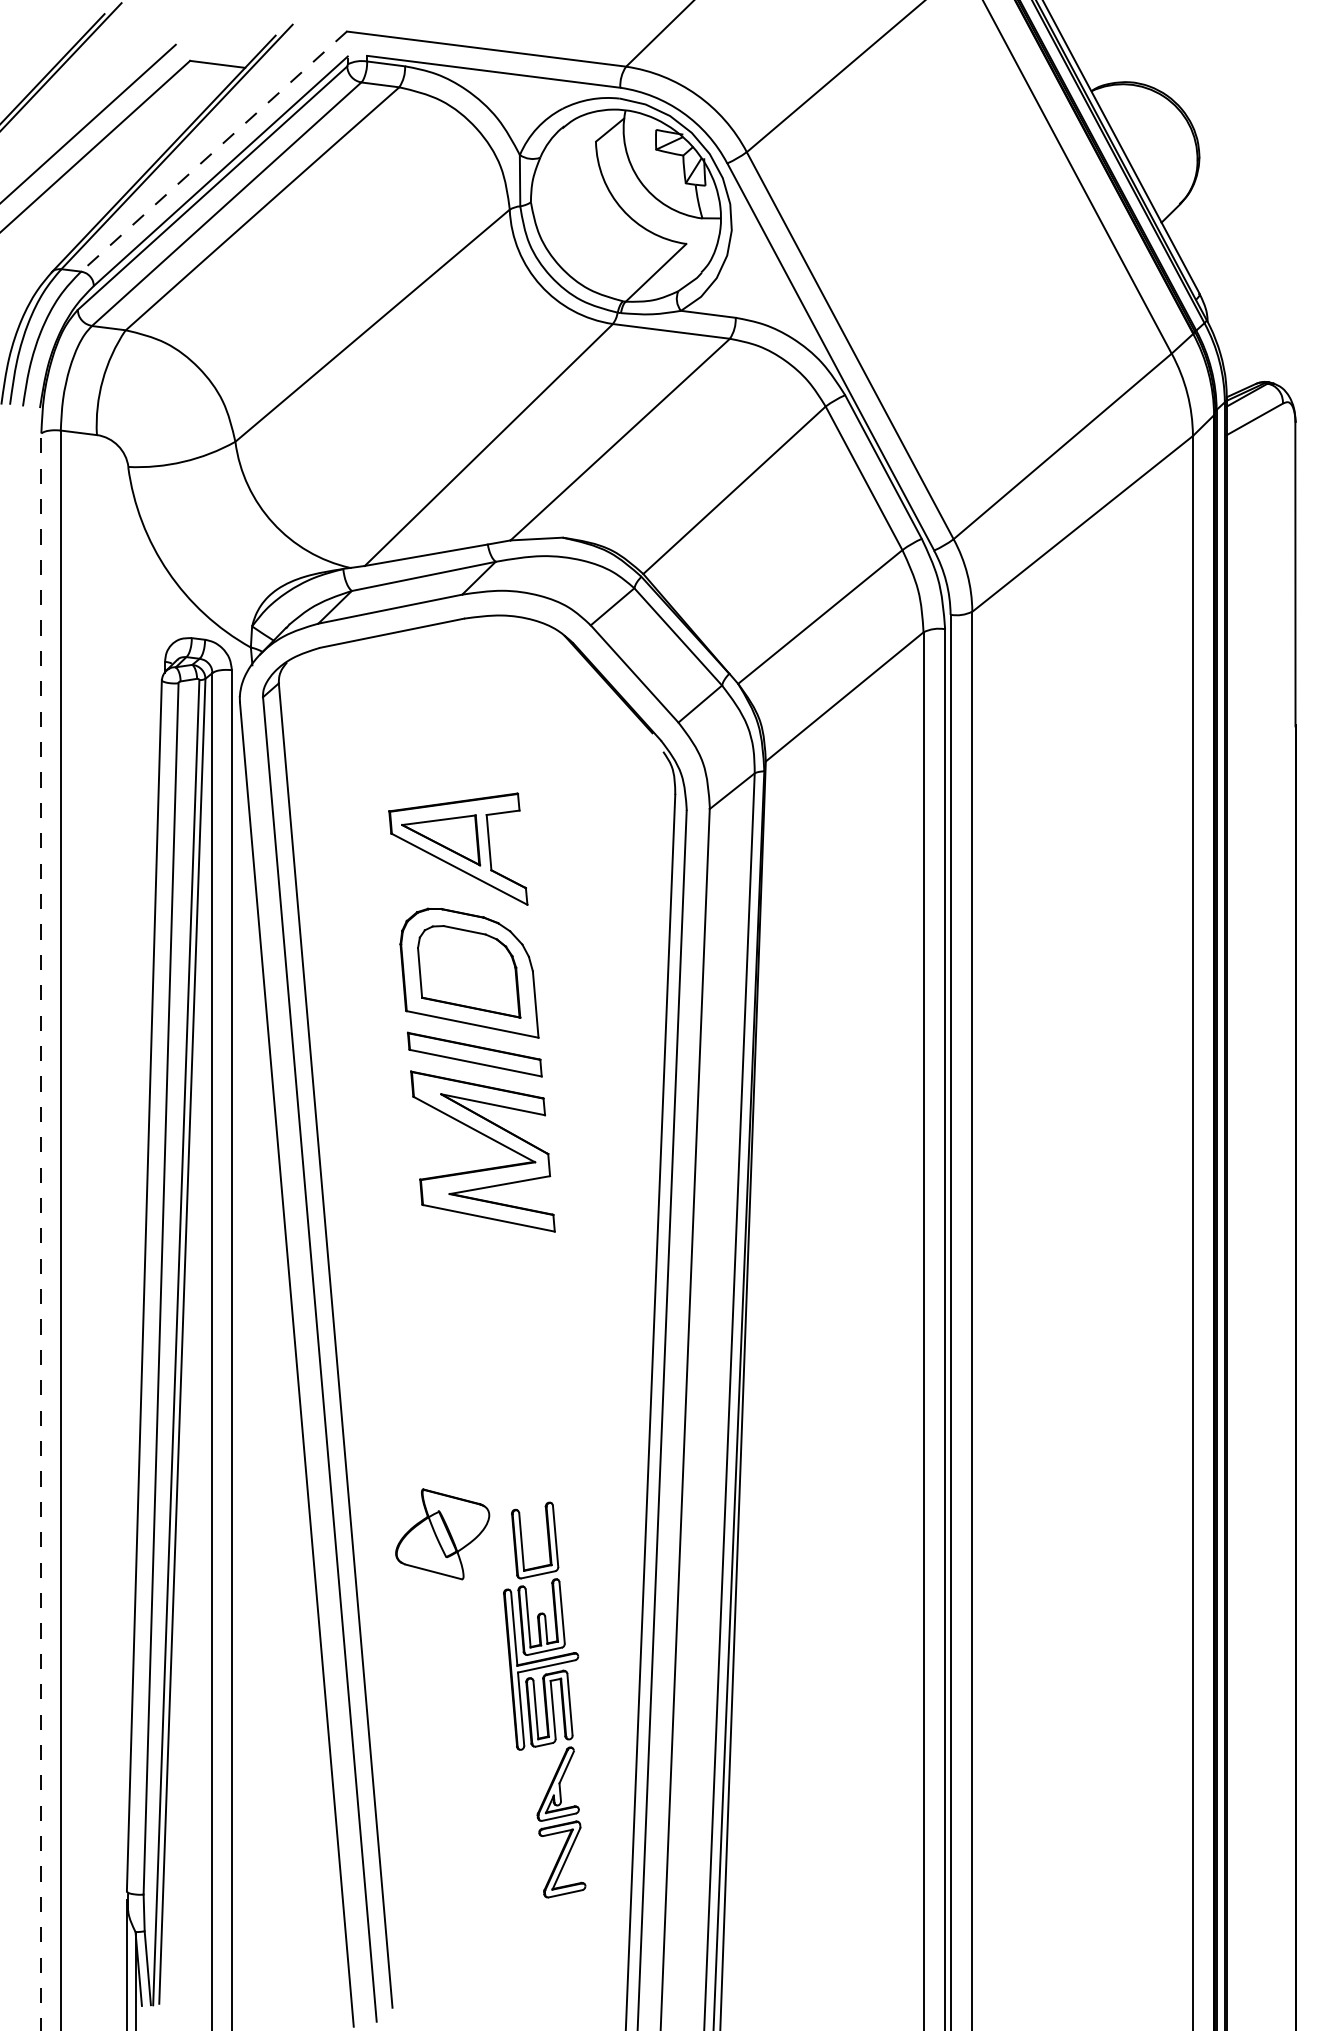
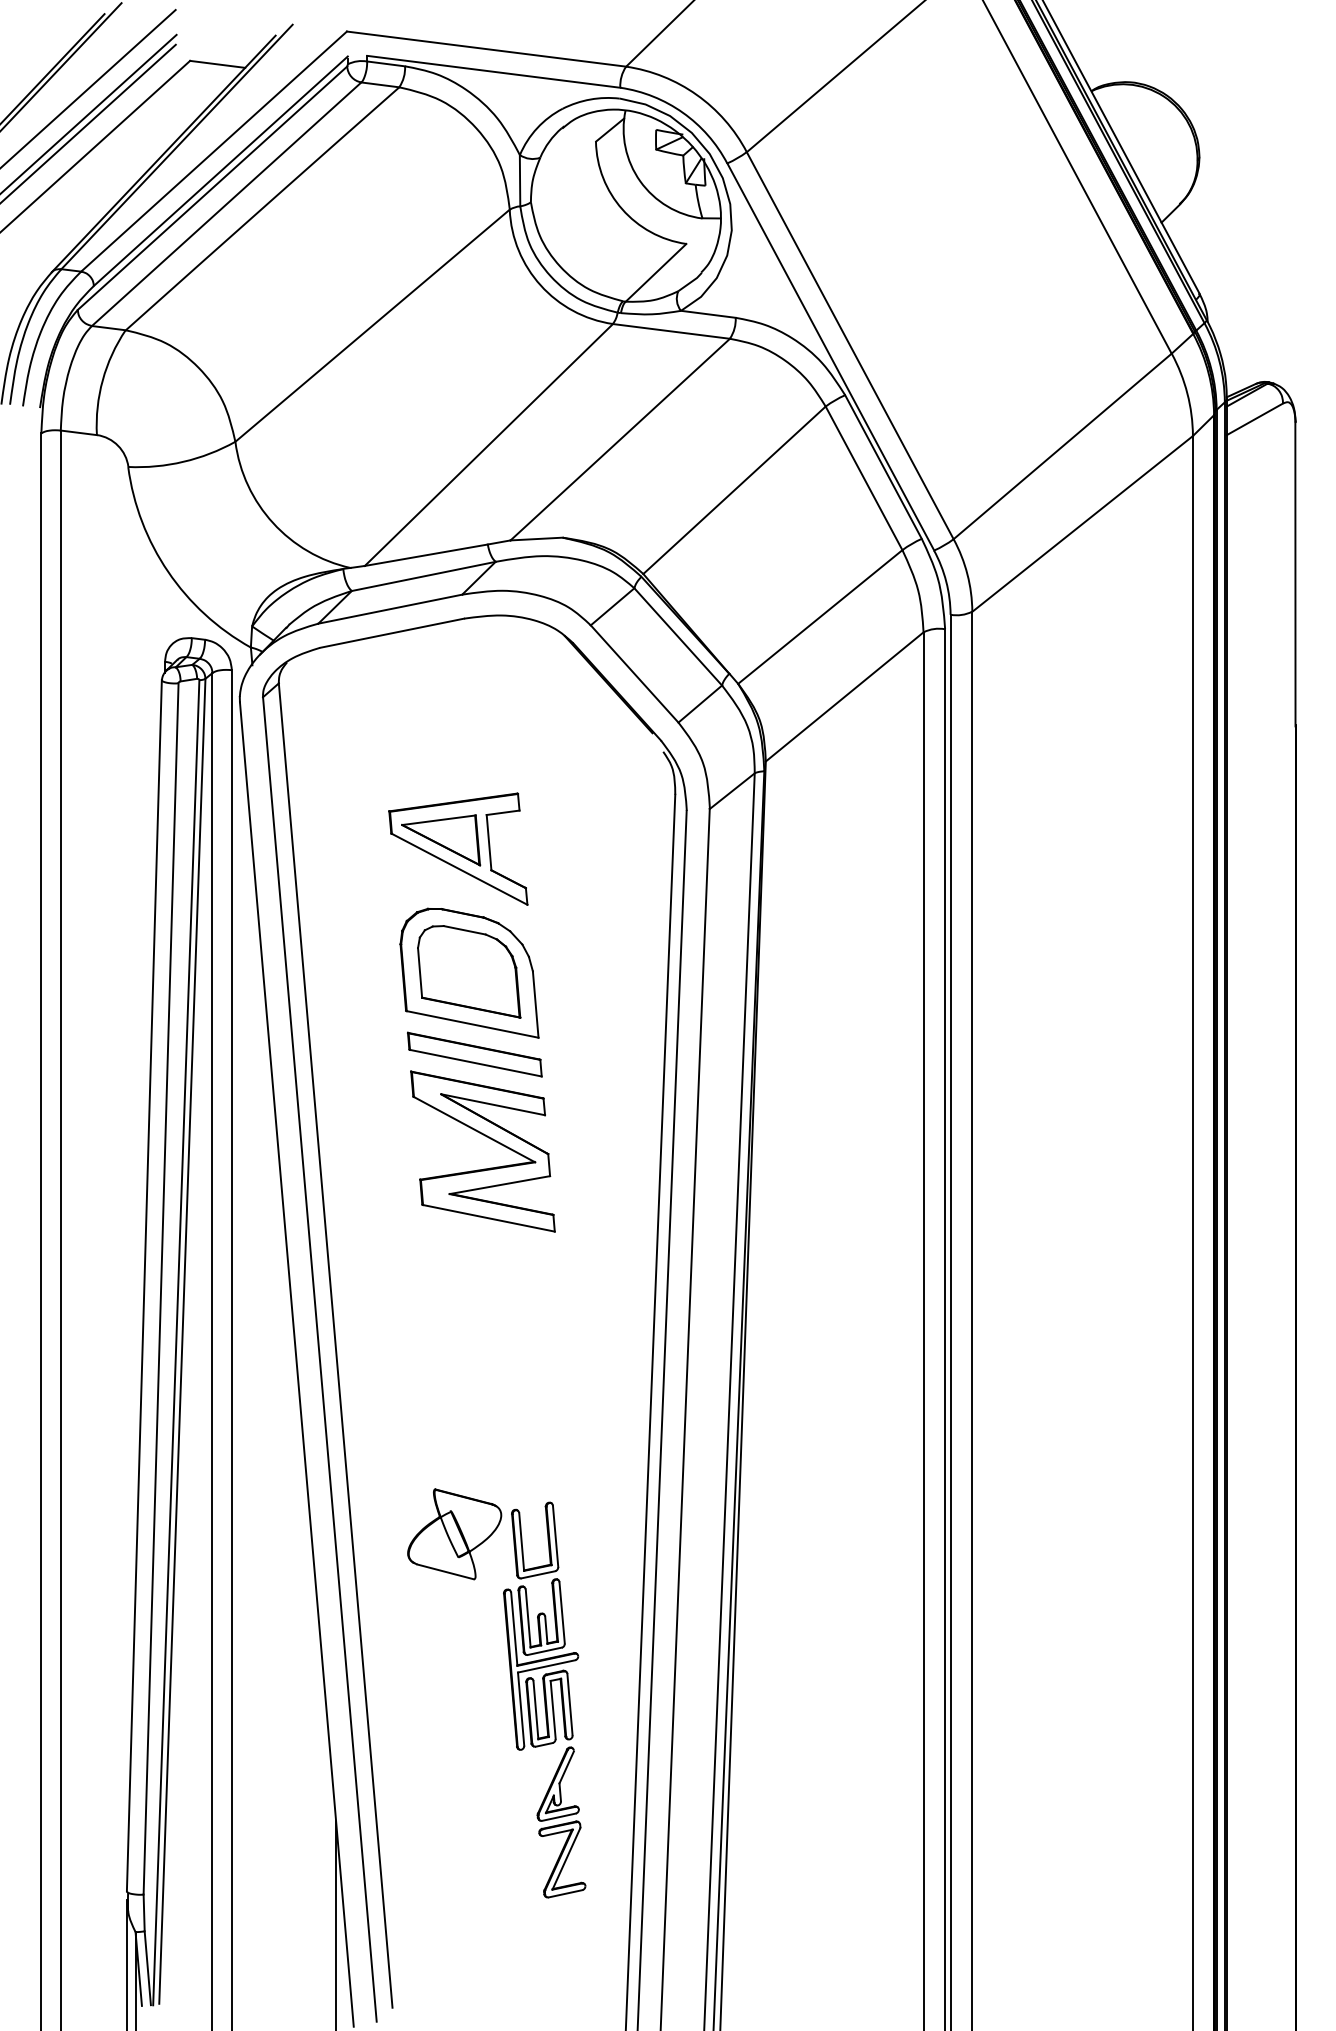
line: none -> present (88, 87)
line: none -> present (89, 113)
line: dashed -> solid (213, 151)
line: dashed -> solid (41, 1232)
part position: (442, 1534) -> (454, 1534) (454, 1534)
line: none -> present (336, 1924)
